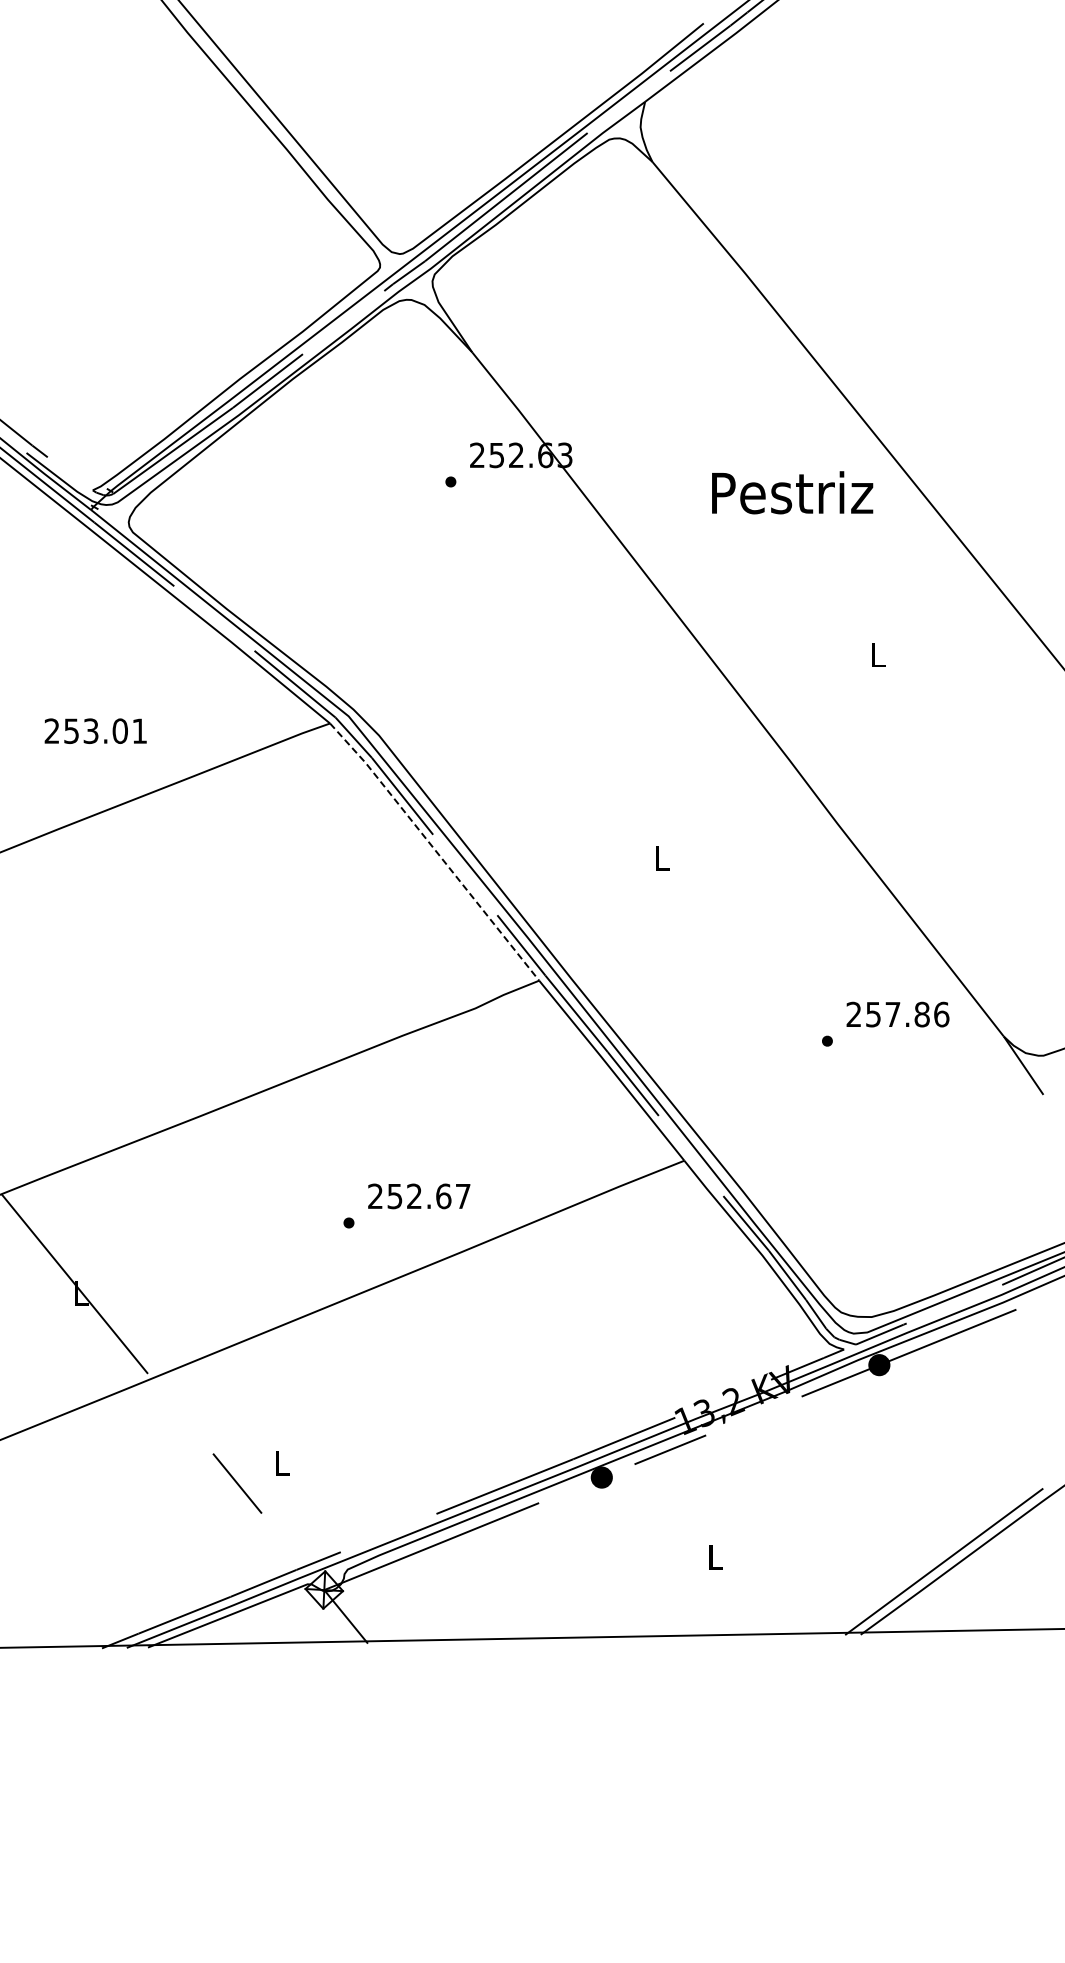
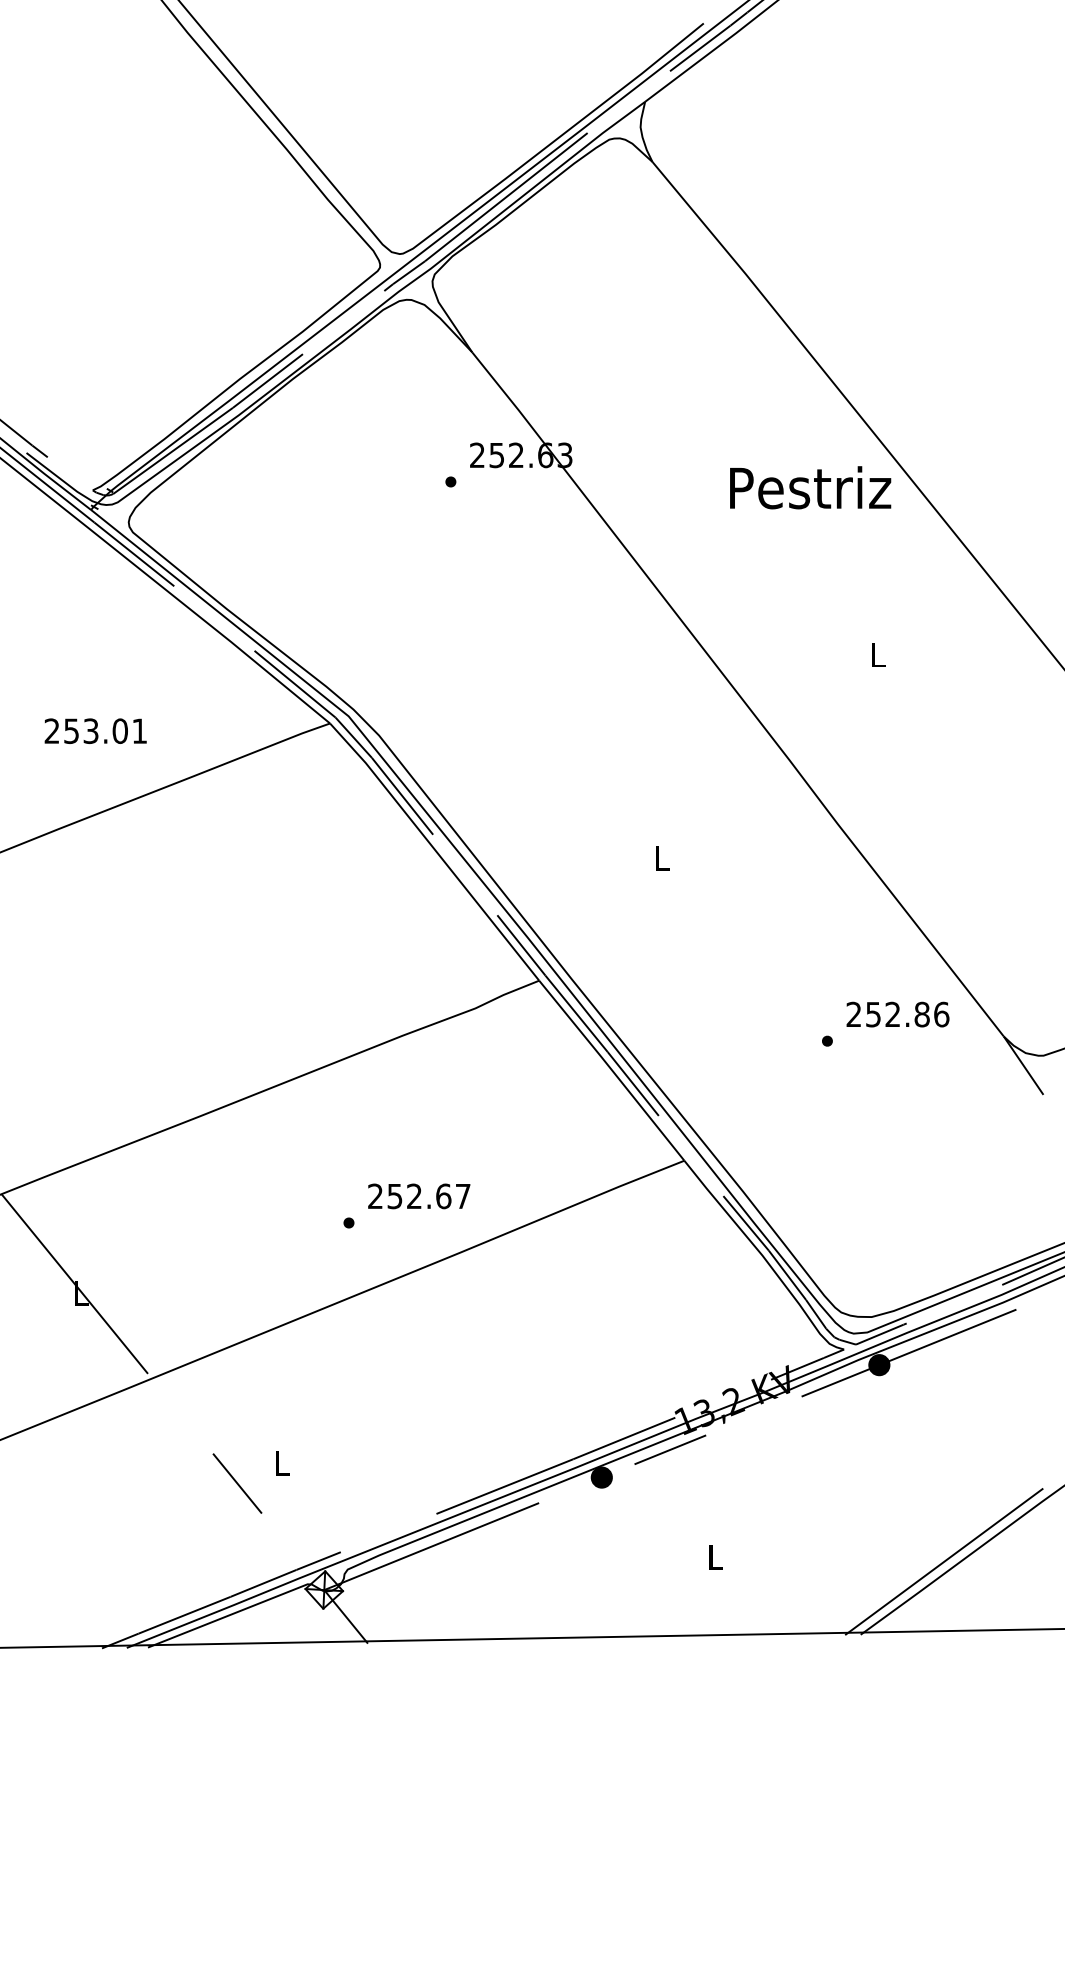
text position: (792, 492) -> (810, 487) (810, 487)
line: dashed -> solid (435, 850)
text: 257.86 -> 252.86 (892, 1013)
